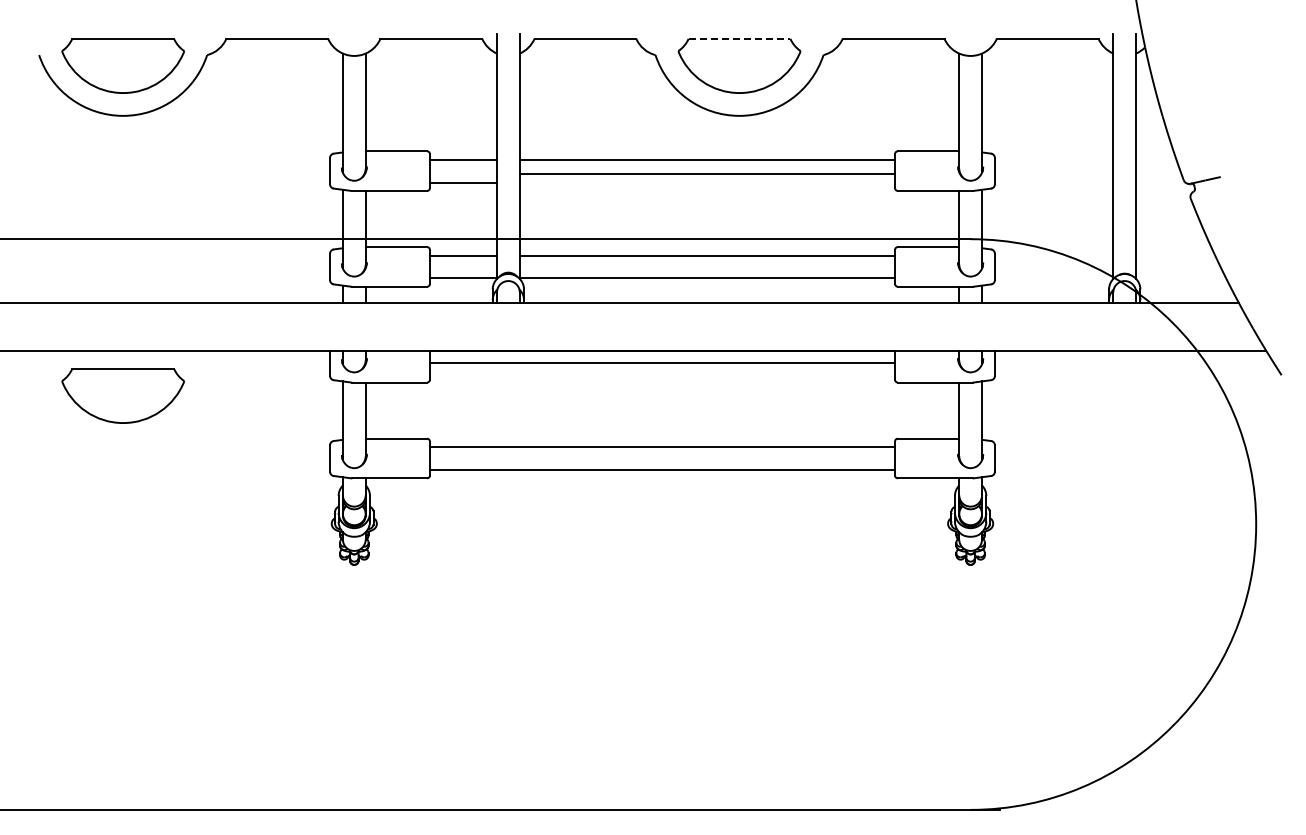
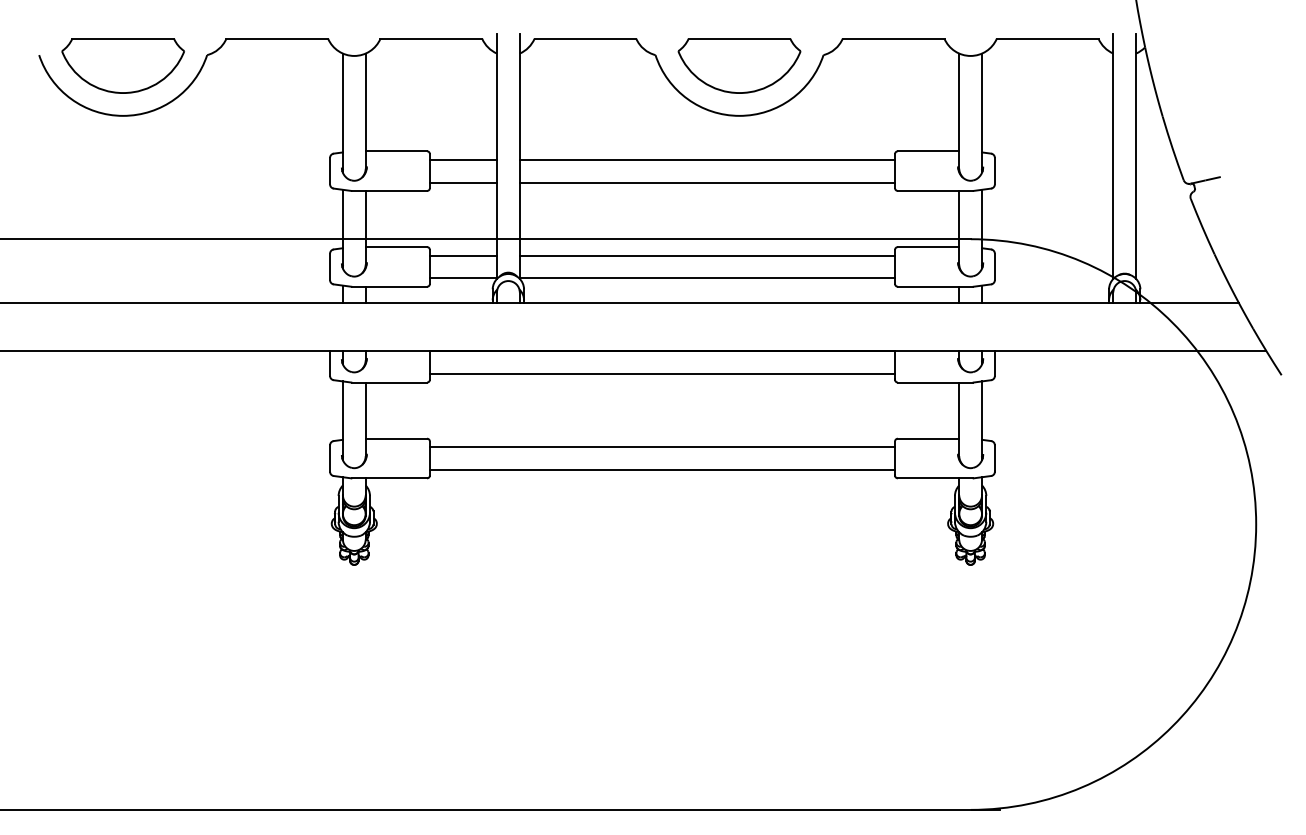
line: dashed -> solid (739, 38)
line position: (707, 173) -> (707, 182) (707, 182)
line position: (662, 363) -> (662, 374) (662, 374)
part: present -> none (122, 395)
